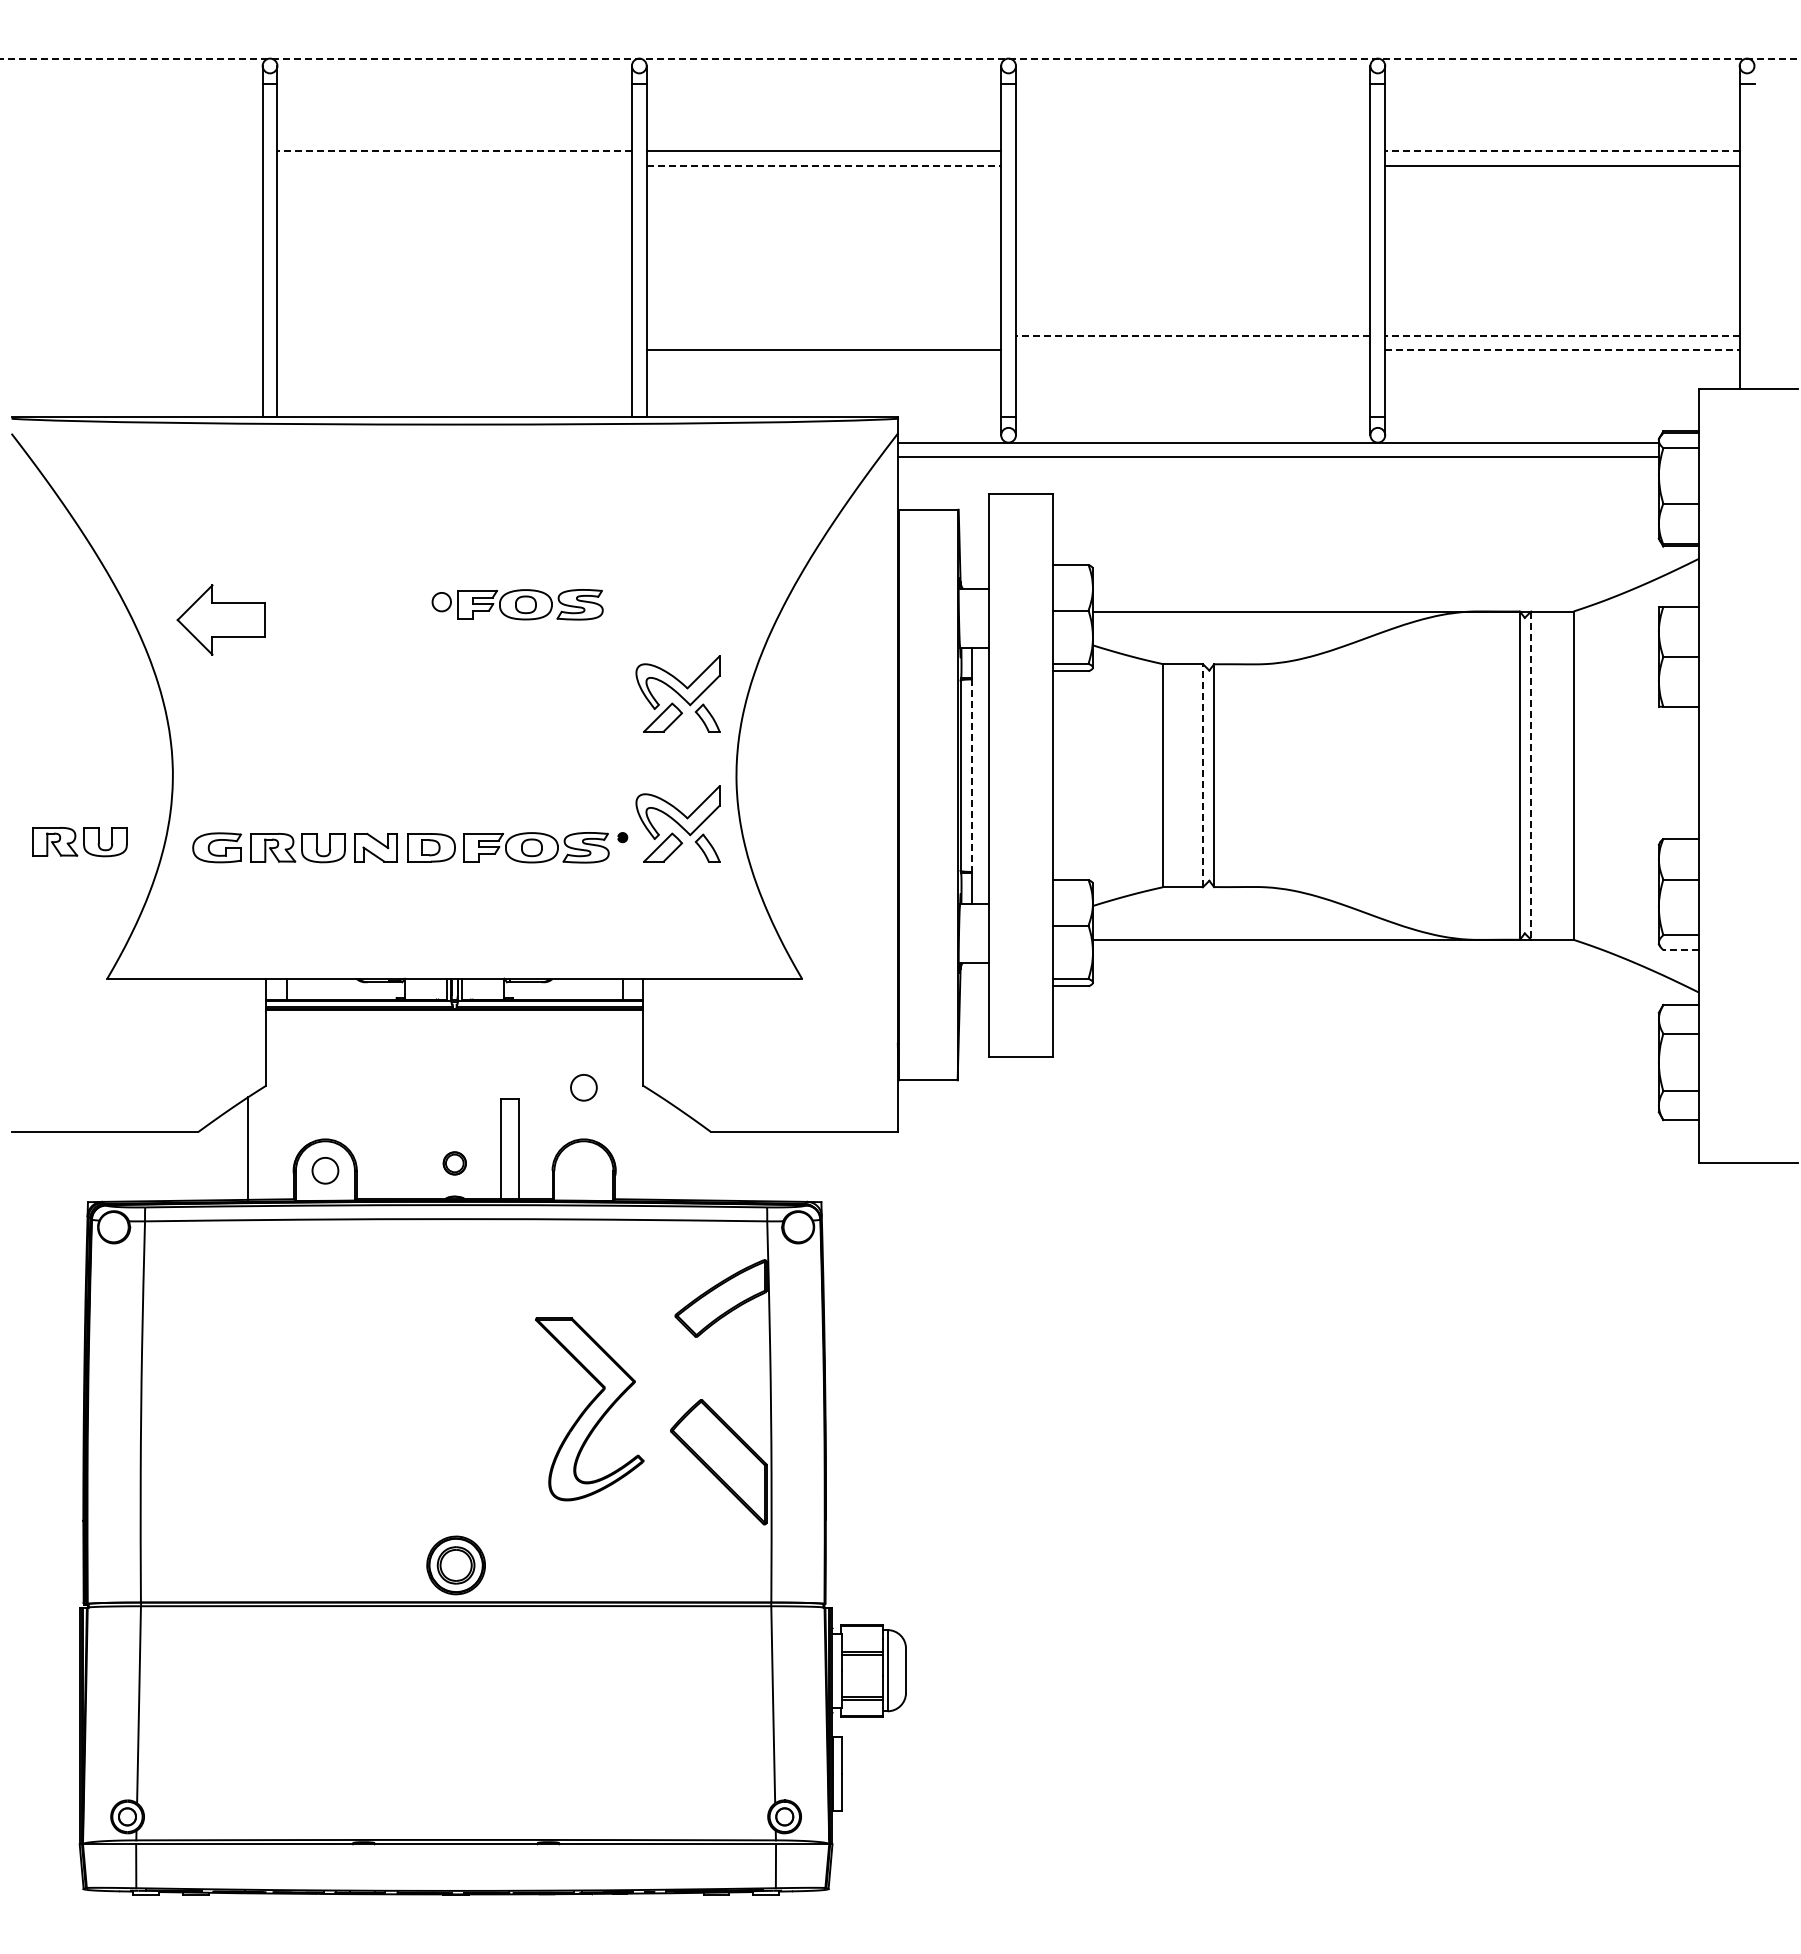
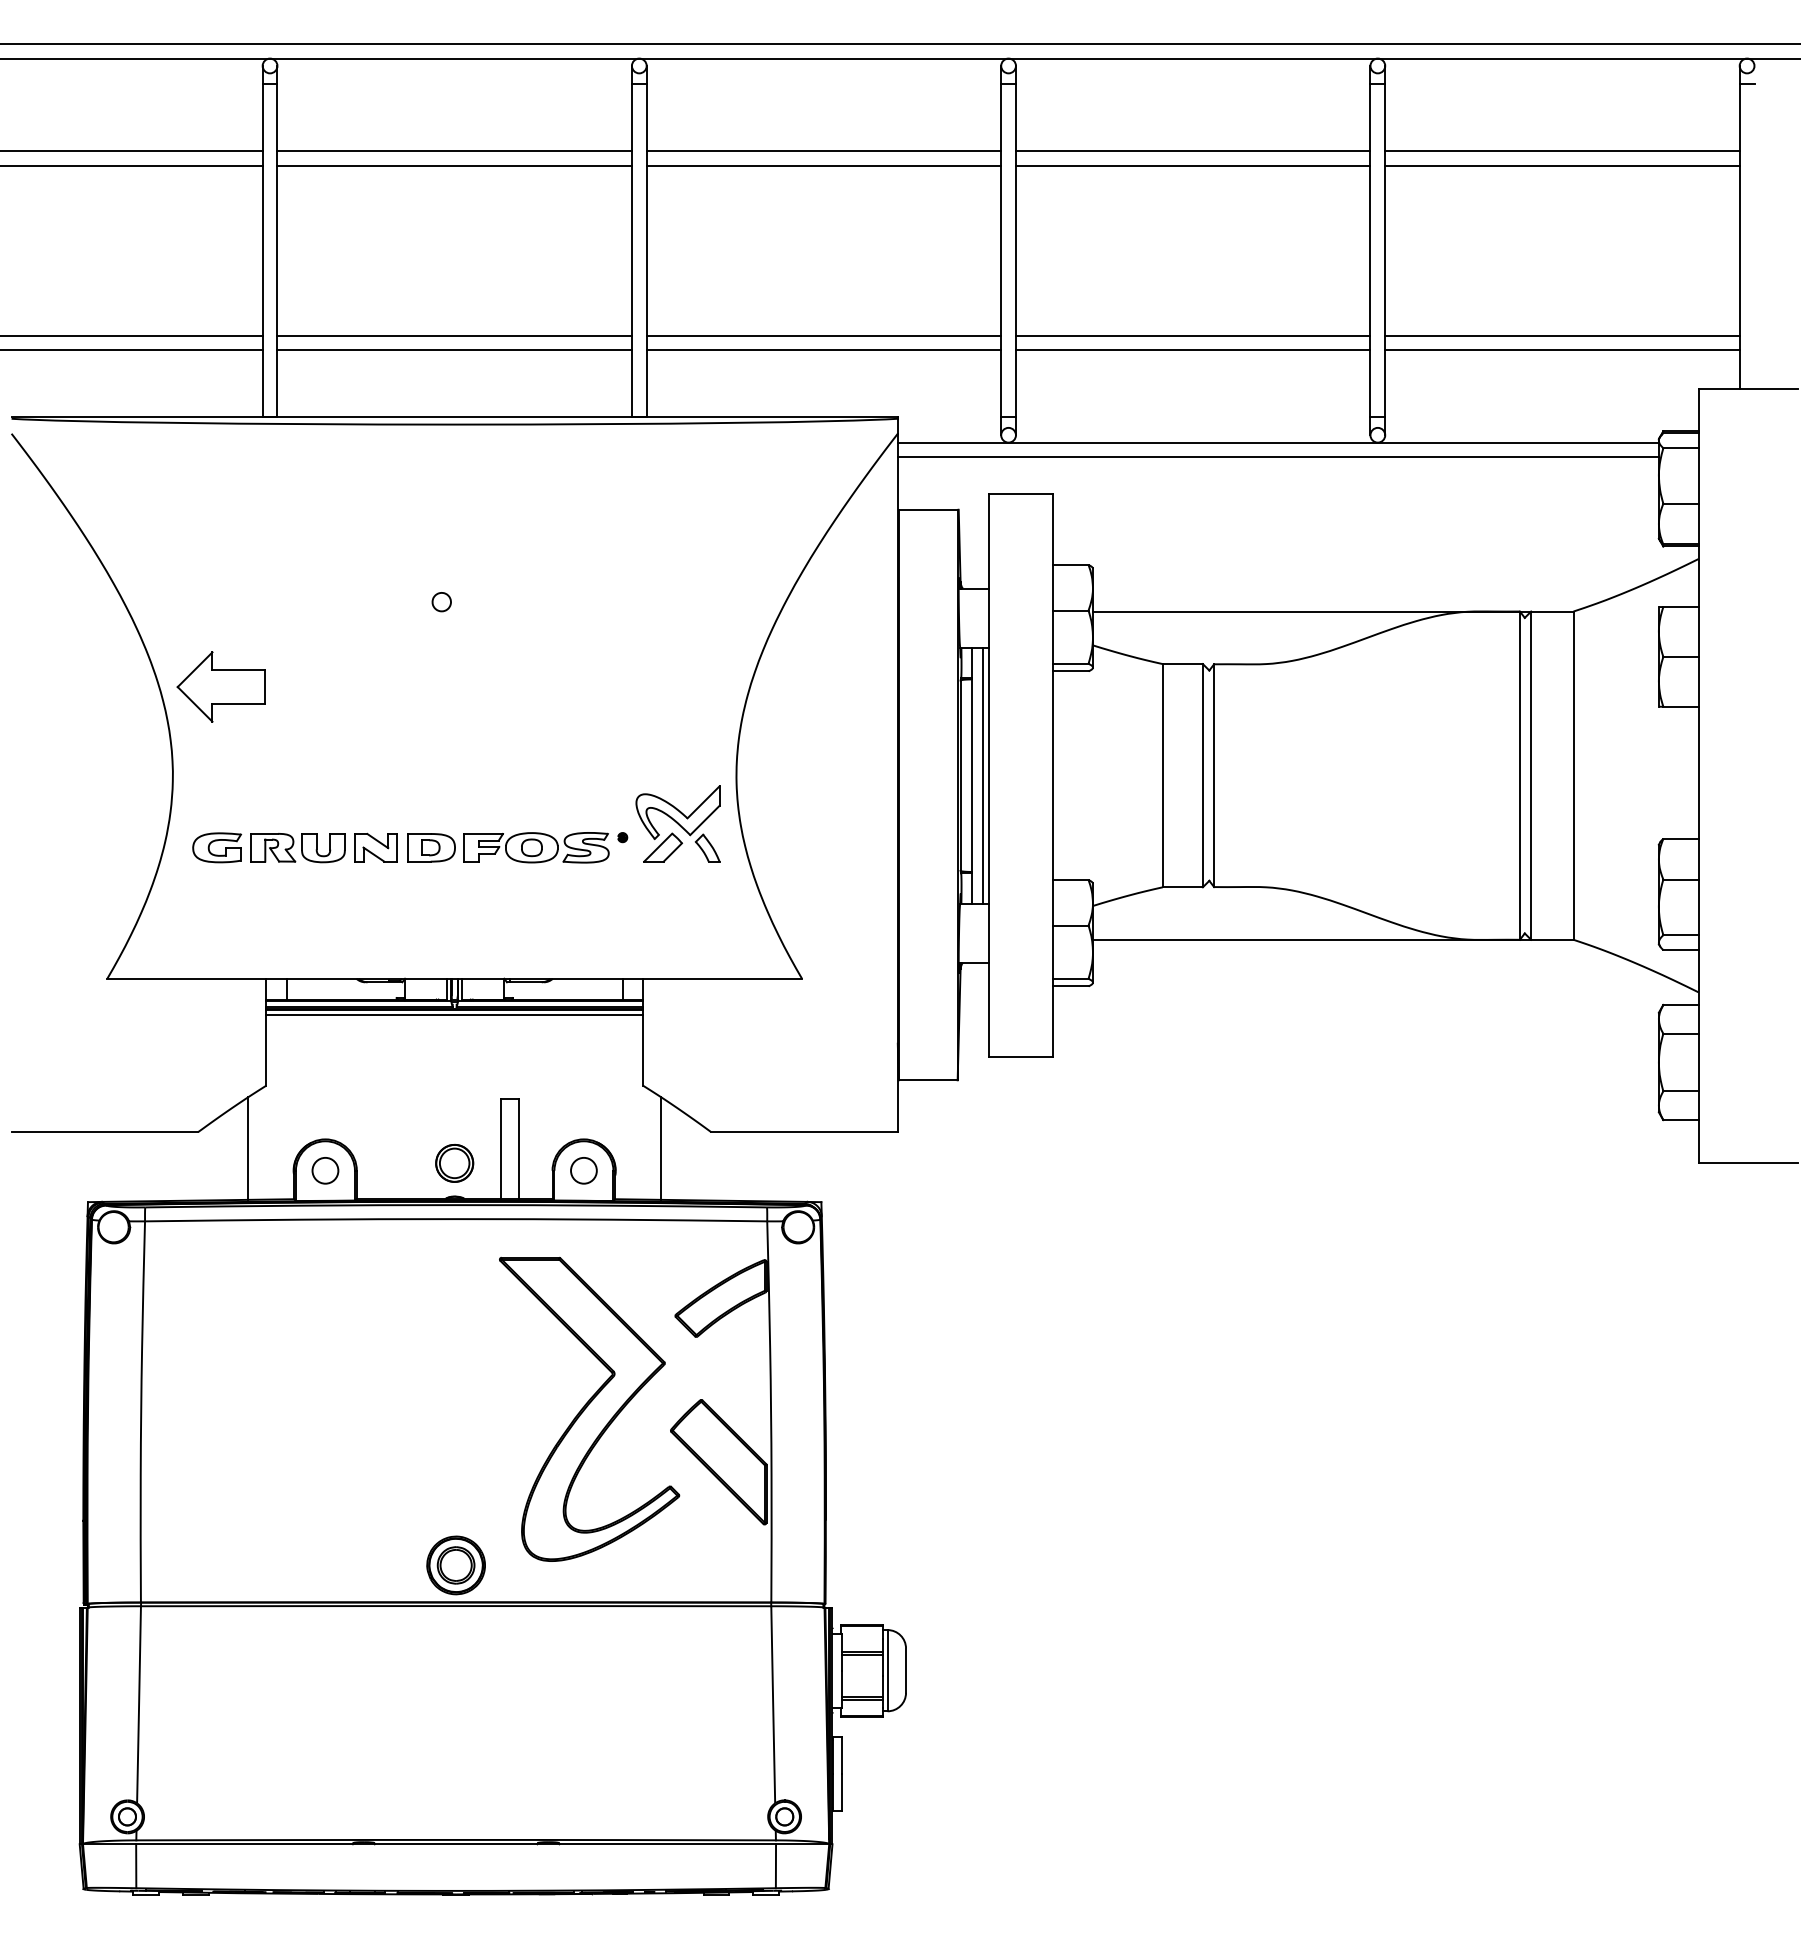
line: none -> present (899, 43)
line: dashed -> solid (900, 58)
line: none -> present (132, 150)
line: dashed -> solid (454, 150)
line: none -> present (1192, 150)
line: dashed -> solid (1561, 150)
line: none -> present (132, 165)
line: none -> present (454, 165)
line: dashed -> solid (824, 165)
line: none -> present (1192, 165)
line: none -> present (132, 335)
line: none -> present (454, 335)
line: none -> present (823, 335)
line: dashed -> solid (1192, 335)
line: dashed -> solid (1561, 335)
line: none -> present (132, 350)
line: none -> present (454, 350)
line: none -> present (1192, 350)
line: dashed -> solid (1562, 350)
part: present -> none (530, 604)
part position: (220, 619) -> (220, 686) (220, 686)
part: present -> none (677, 693)
line: none -> present (982, 775)
line: dashed -> solid (1202, 775)
line: dashed -> solid (971, 776)
line: dashed -> solid (1531, 776)
part: present -> none (79, 842)
line: dashed -> solid (1680, 950)
line: none -> present (454, 1015)
circle position: (583, 1087) -> (583, 1170) (583, 1170)
line: none -> present (661, 1148)
part size: 25x25 px -> 40x39 px (454, 1163)
part size: 110x185 px -> 182x305 px (589, 1409)
